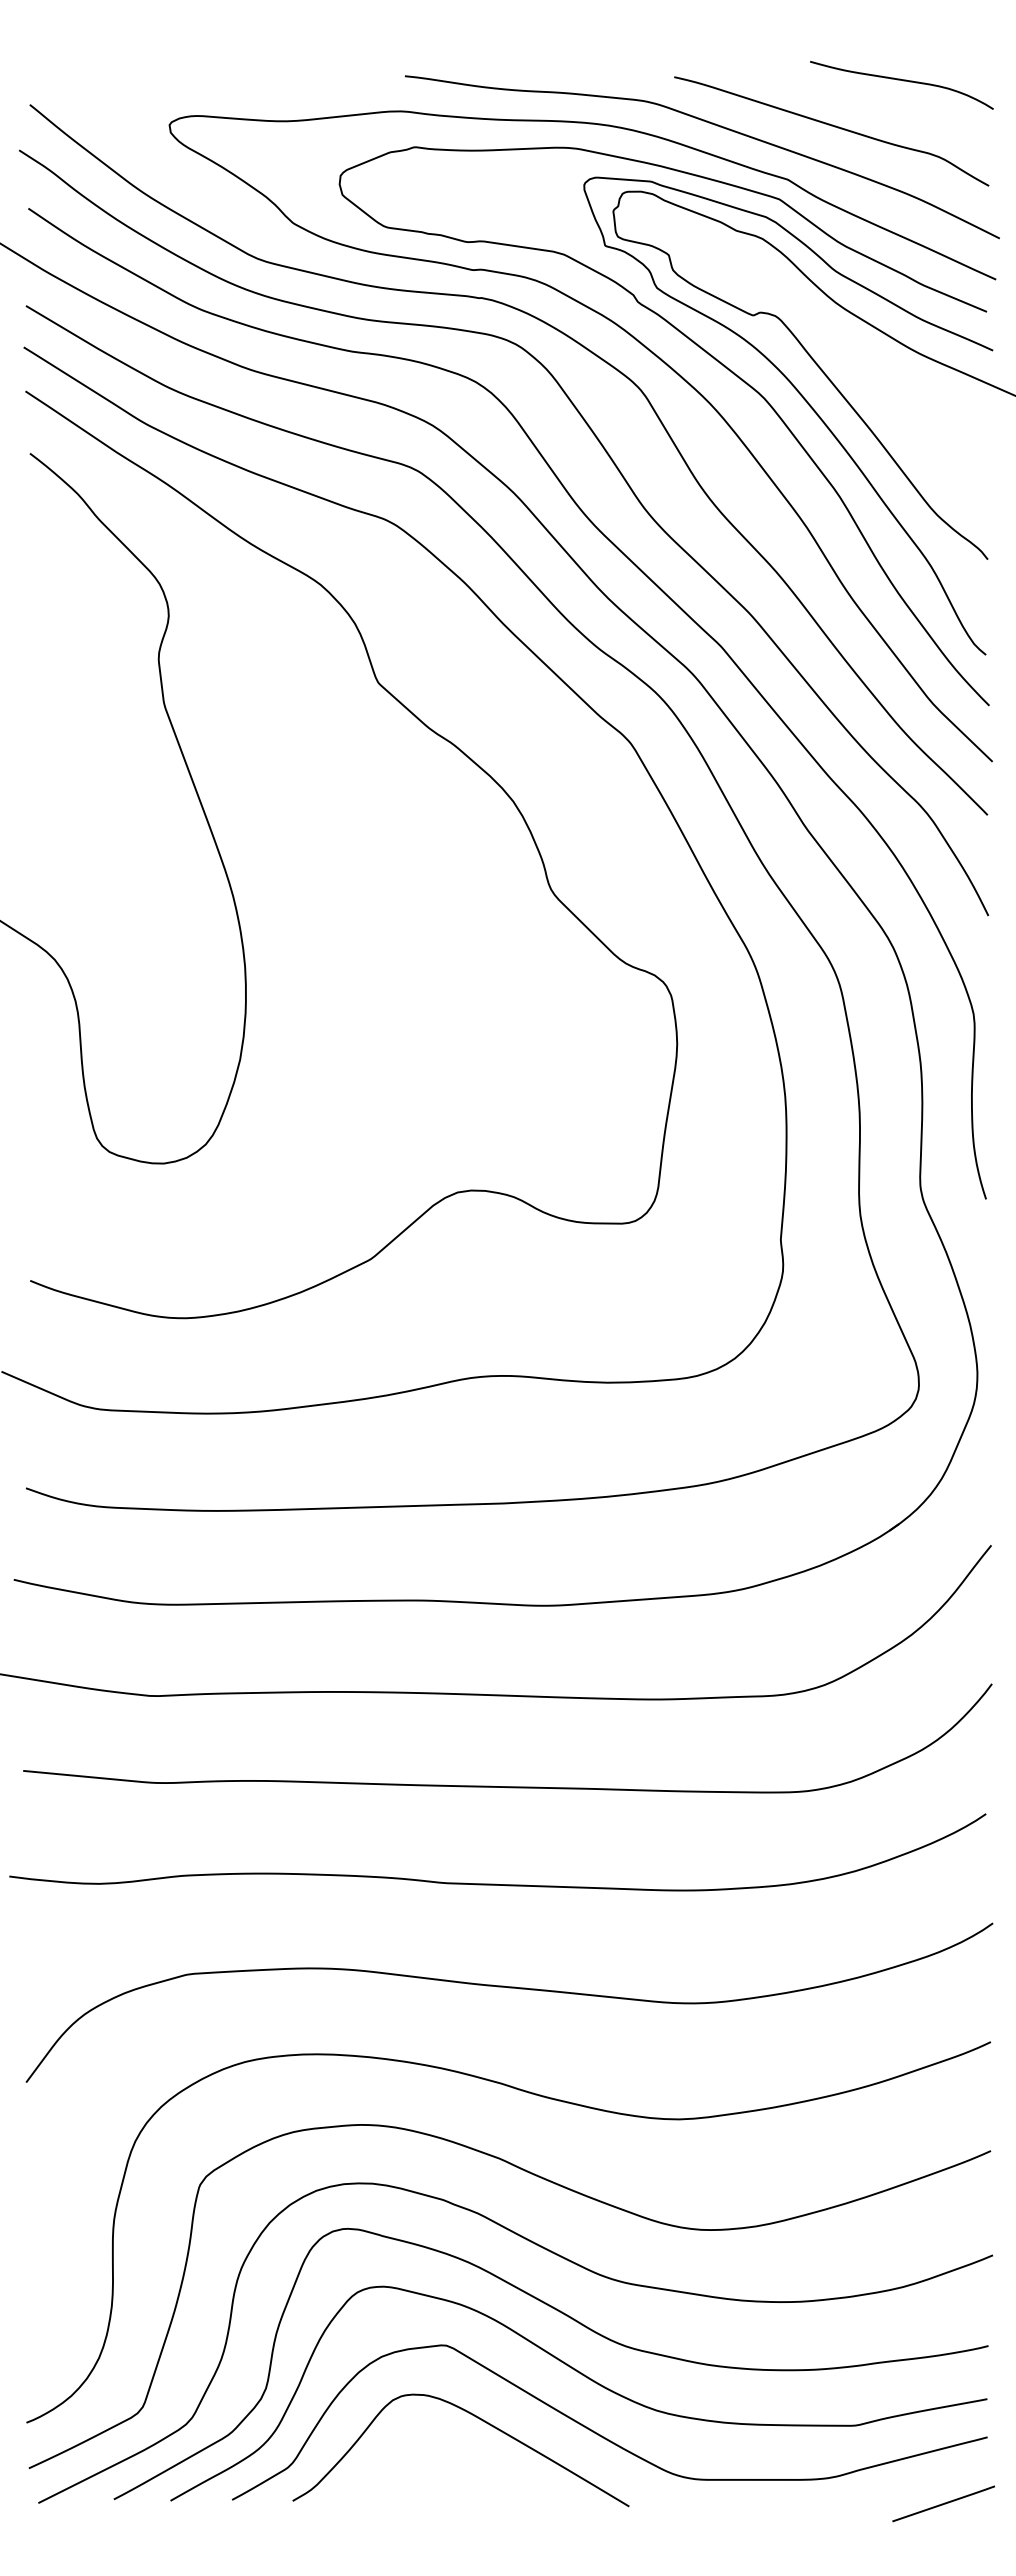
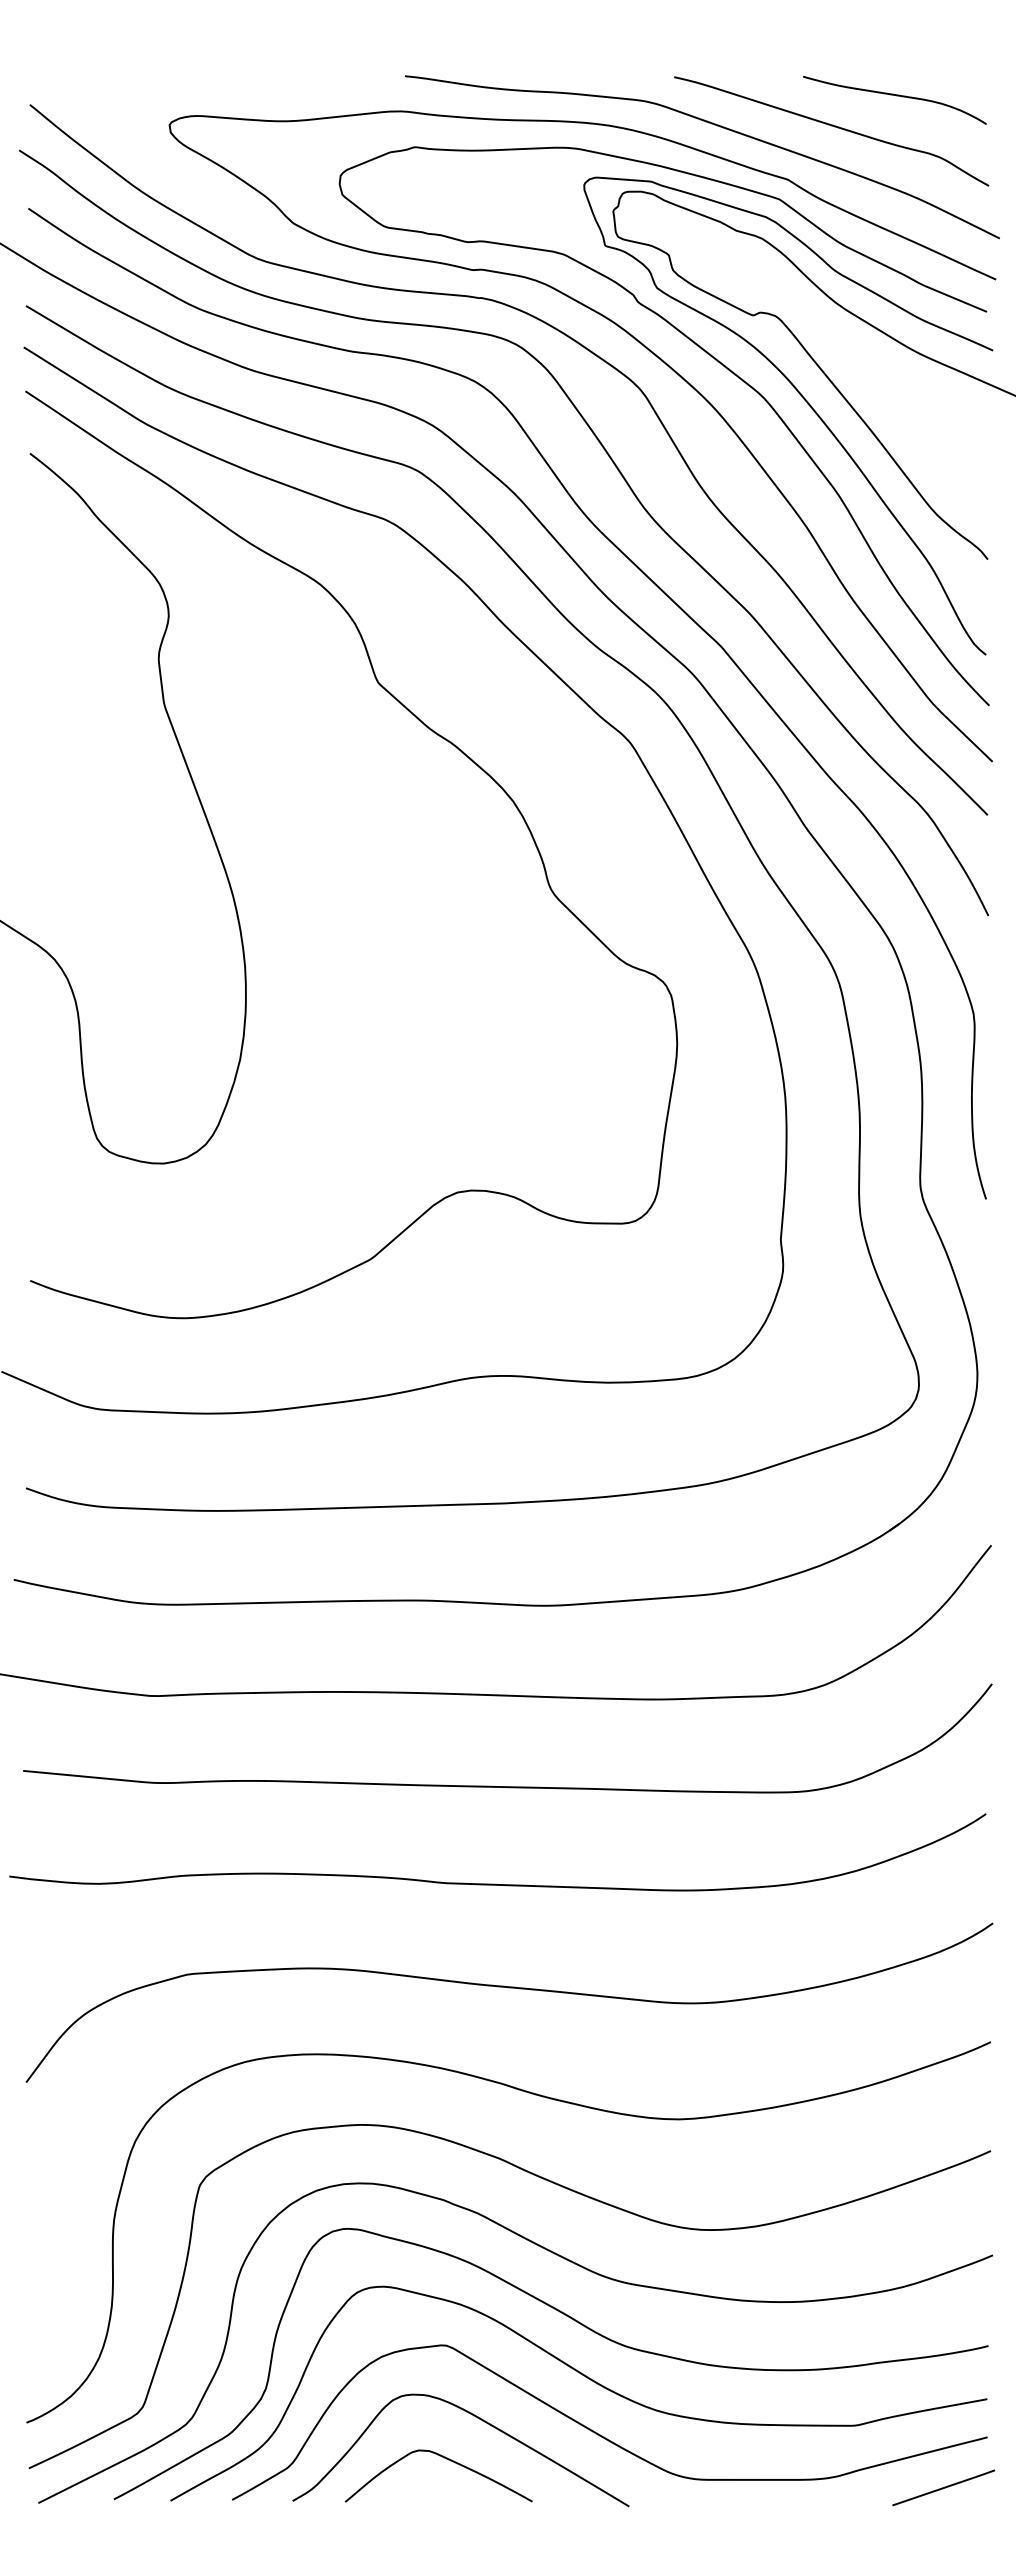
curve position: (903, 81) -> (896, 96) (896, 96)
curve: none -> present (446, 2459)
line position: (943, 2503) -> (943, 2487) (943, 2487)
